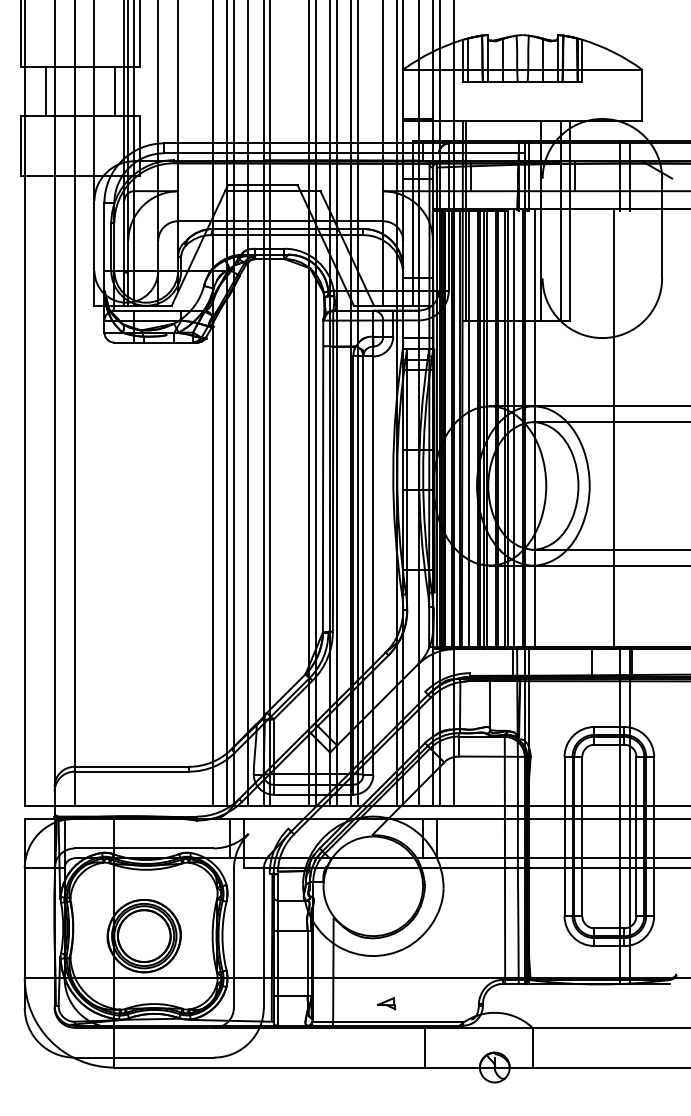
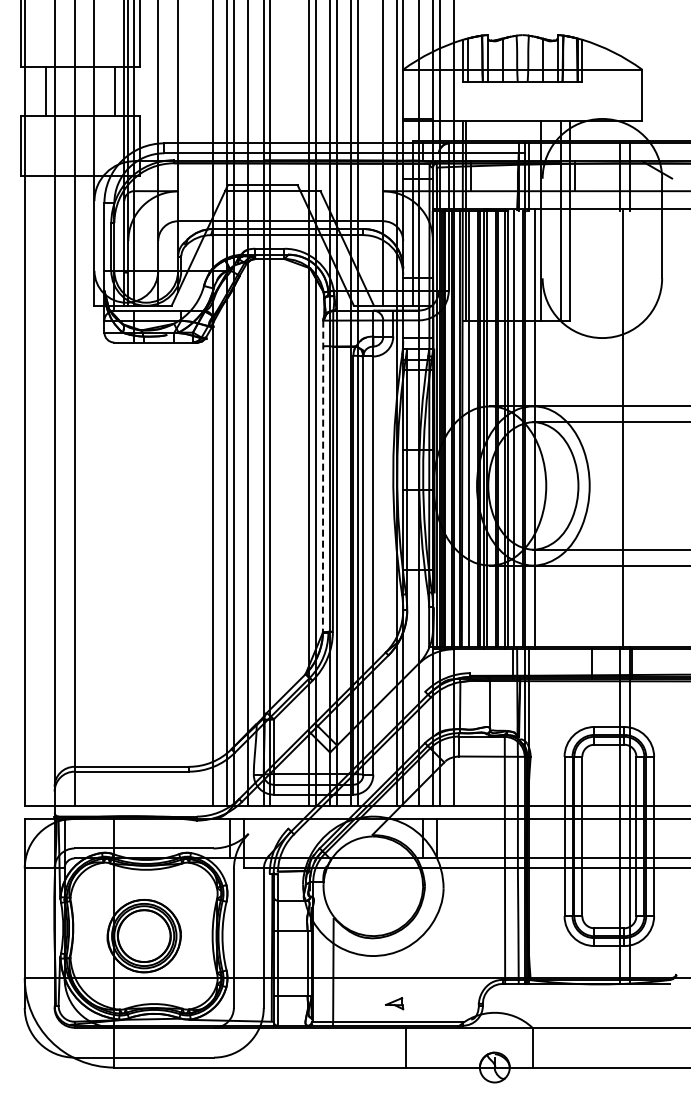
line position: (613, 429) -> (622, 429) (622, 429)
line: solid -> dashed (323, 476)
part position: (386, 1003) -> (394, 1003) (394, 1003)
line position: (425, 1047) -> (406, 1047) (406, 1047)
